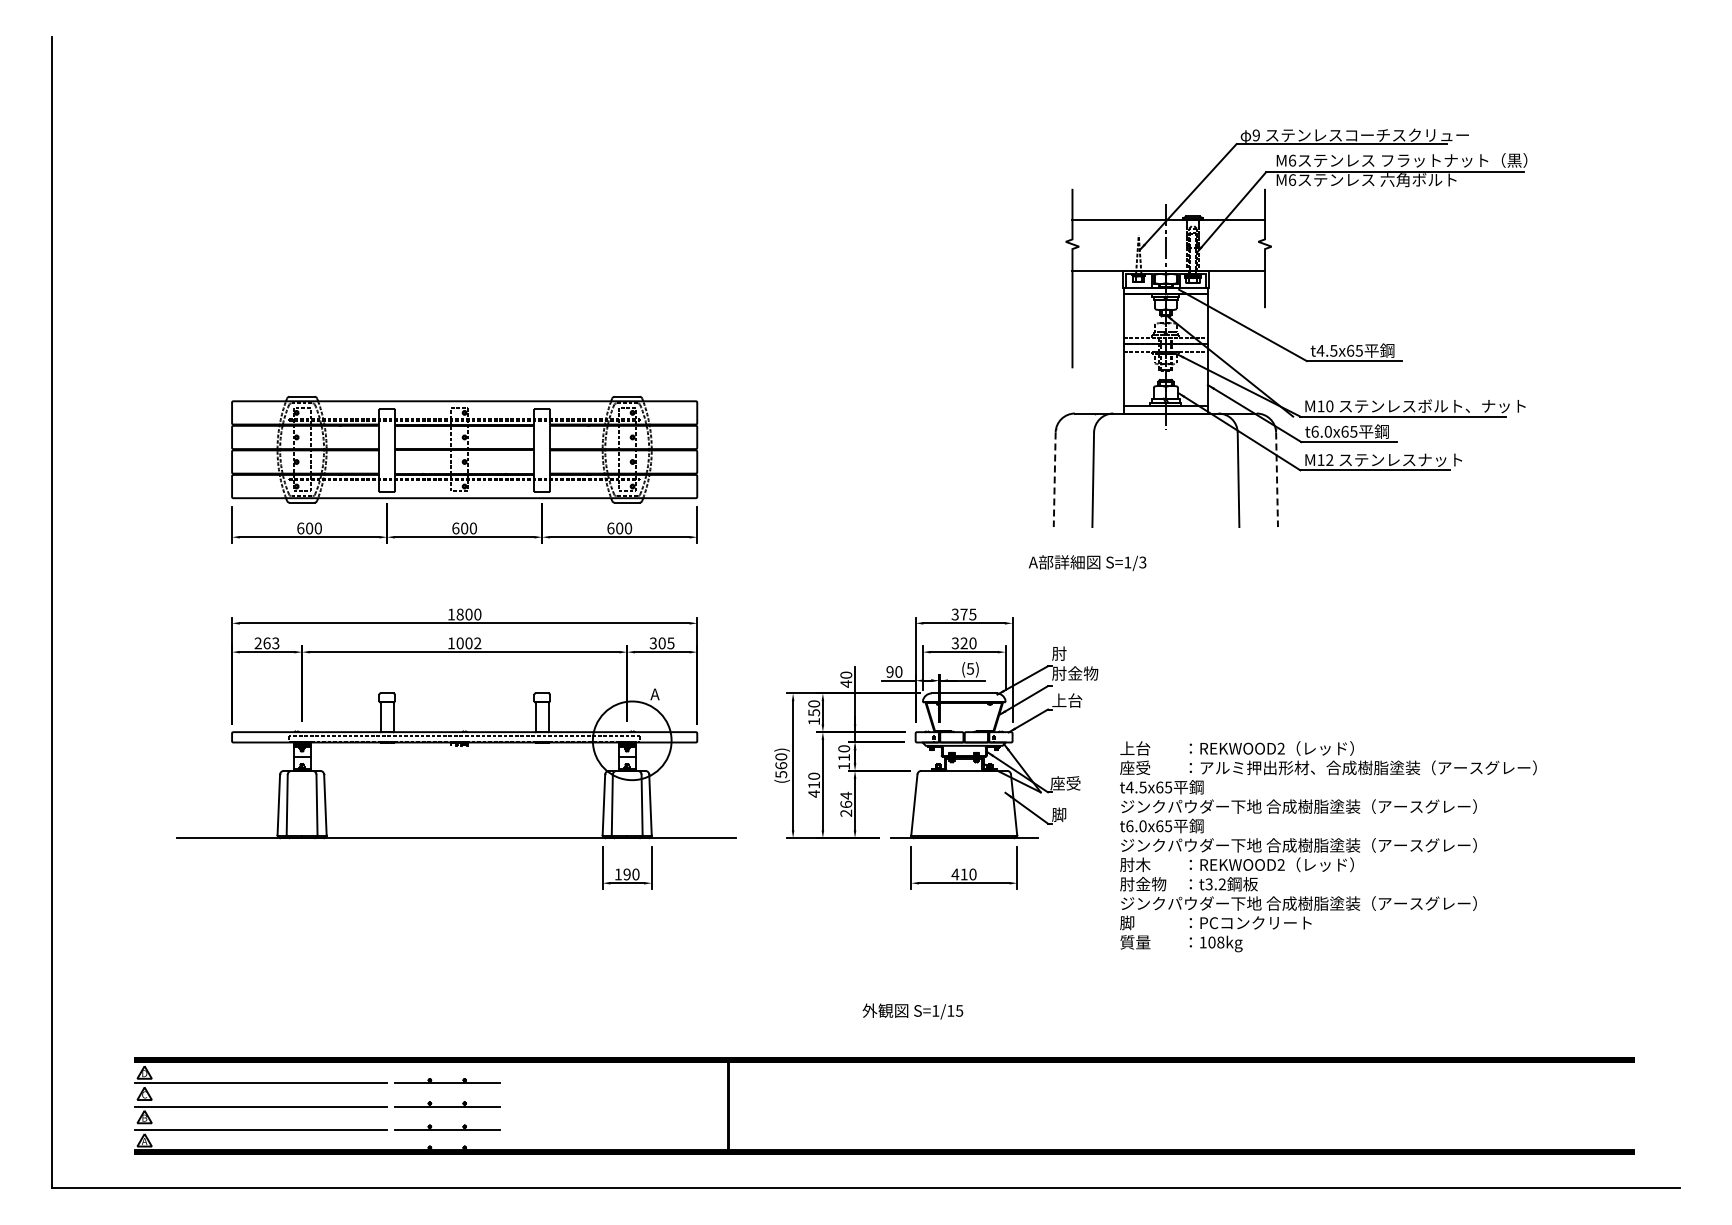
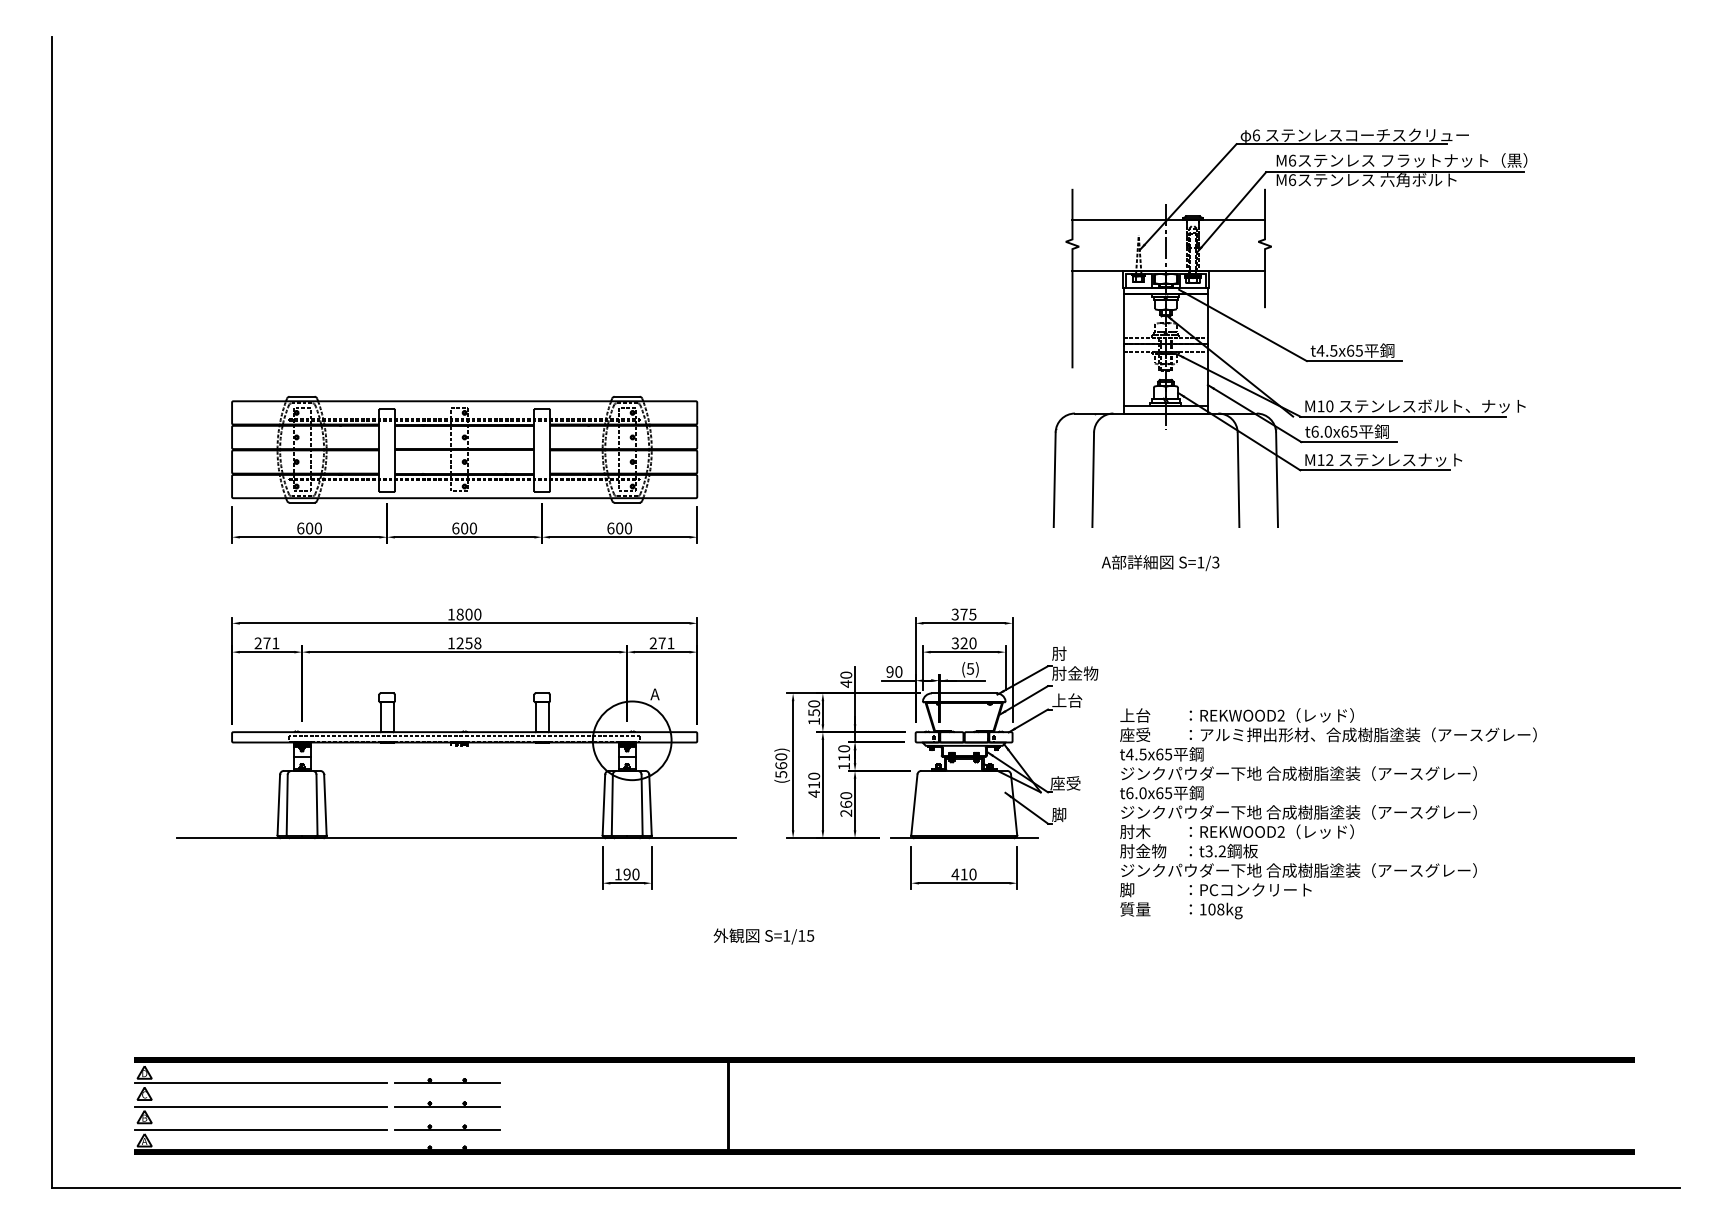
text: 9 -> 6 (1256, 135)
line: dashed -> solid (1054, 480)
line: dashed -> solid (1277, 480)
text position: (1087, 562) -> (1160, 562) (1160, 562)
text: 263 -> 271 (271, 643)
text: 1002 -> 1258 (468, 643)
text: 305 -> 271 (661, 643)
text: 264 -> 260 (846, 795)
text position: (1328, 846) -> (1328, 813) (1328, 813)
text position: (912, 1011) -> (763, 936) (763, 936)
